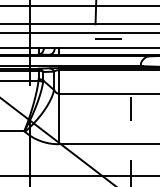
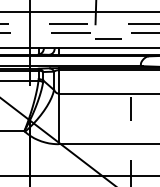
line position: (79, 5) -> (79, 11) (79, 11)
line: solid -> dashed (79, 23)
line: solid -> dashed (79, 33)
